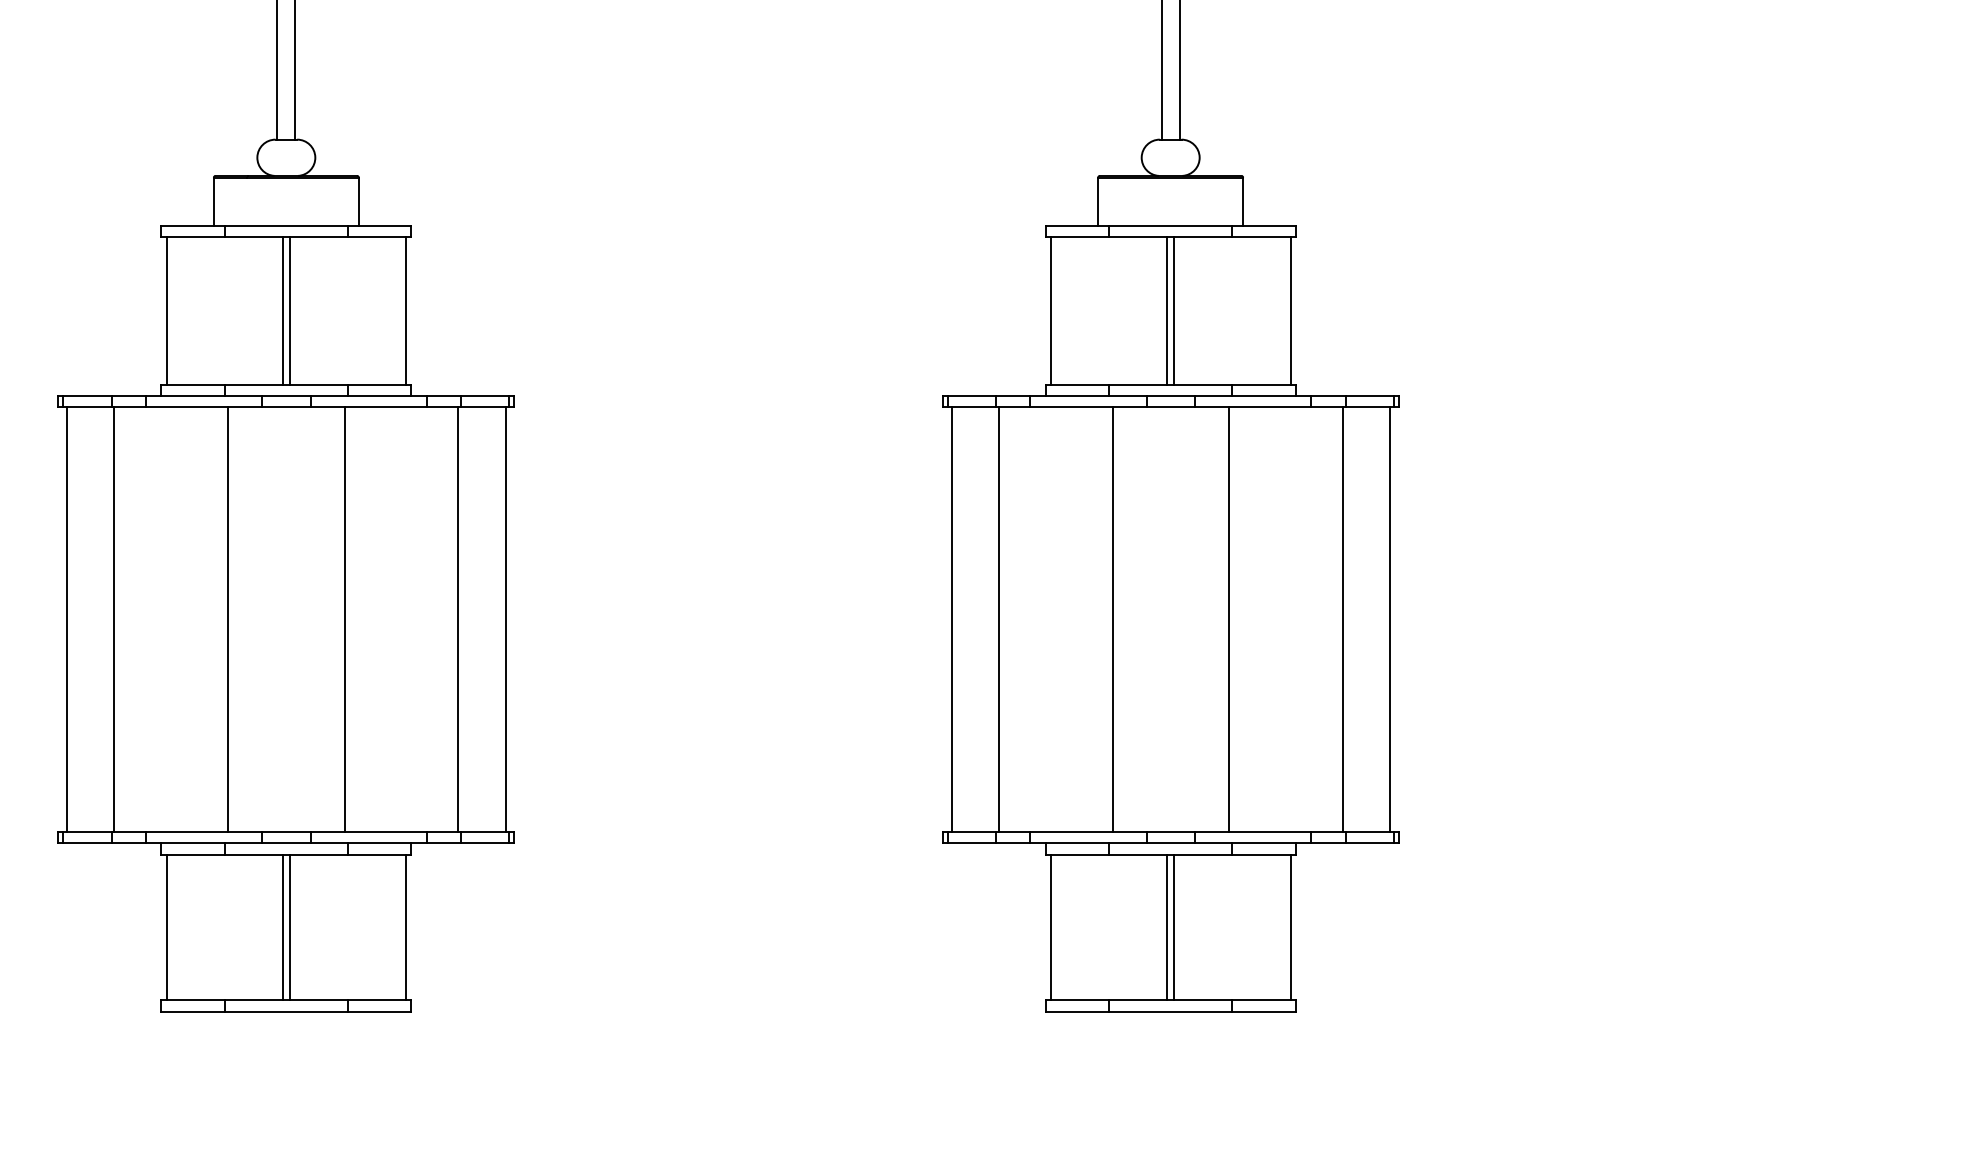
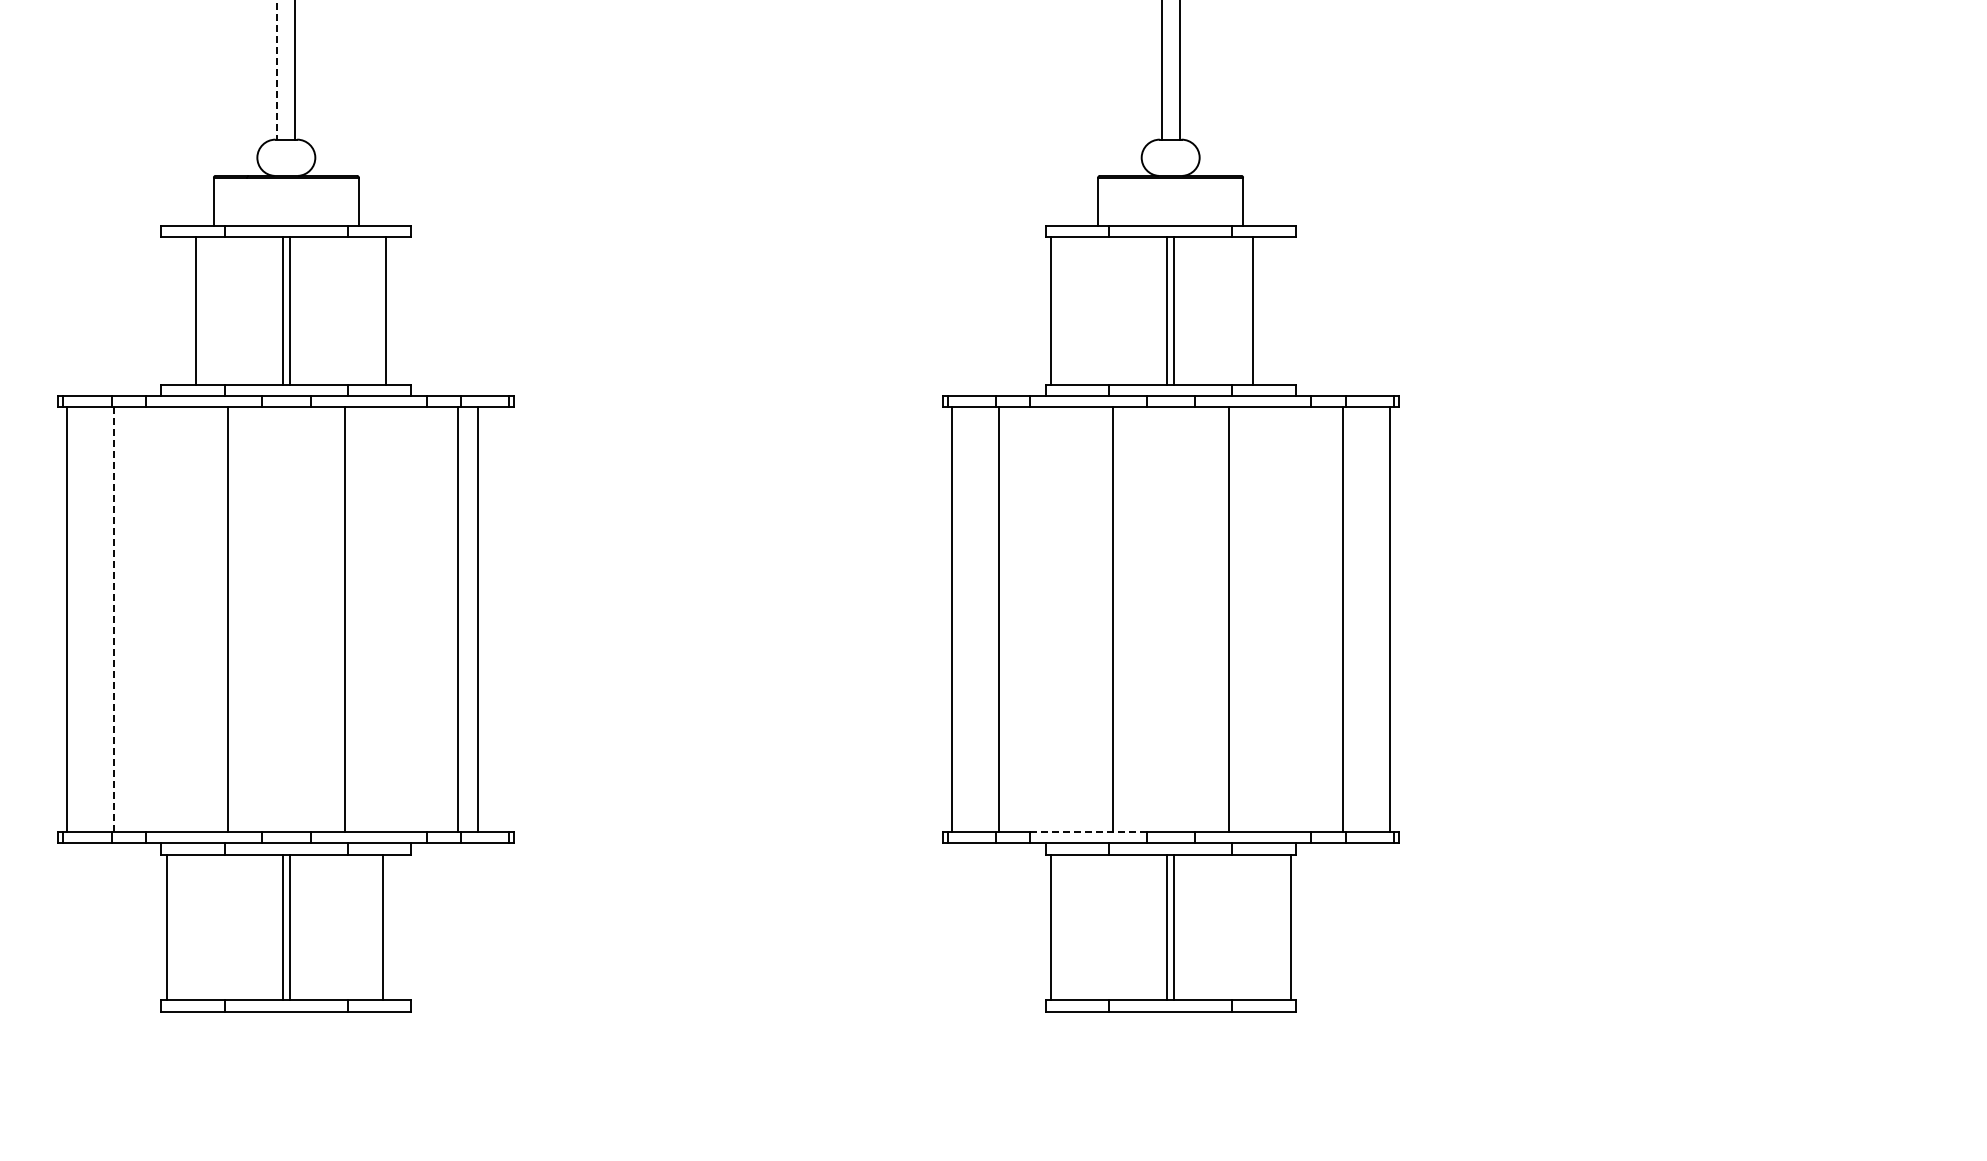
line: solid -> dashed (277, 70)
line position: (166, 311) -> (195, 311) (195, 311)
line position: (406, 311) -> (386, 311) (386, 311)
line position: (1290, 311) -> (1252, 311) (1252, 311)
line: solid -> dashed (114, 619)
line position: (505, 619) -> (477, 619) (477, 619)
line: solid -> dashed (1087, 831)
line position: (406, 927) -> (383, 927) (383, 927)
